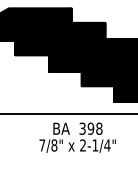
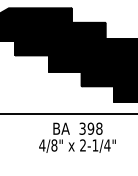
text: 7/8" -> 4/8" (42, 145)
